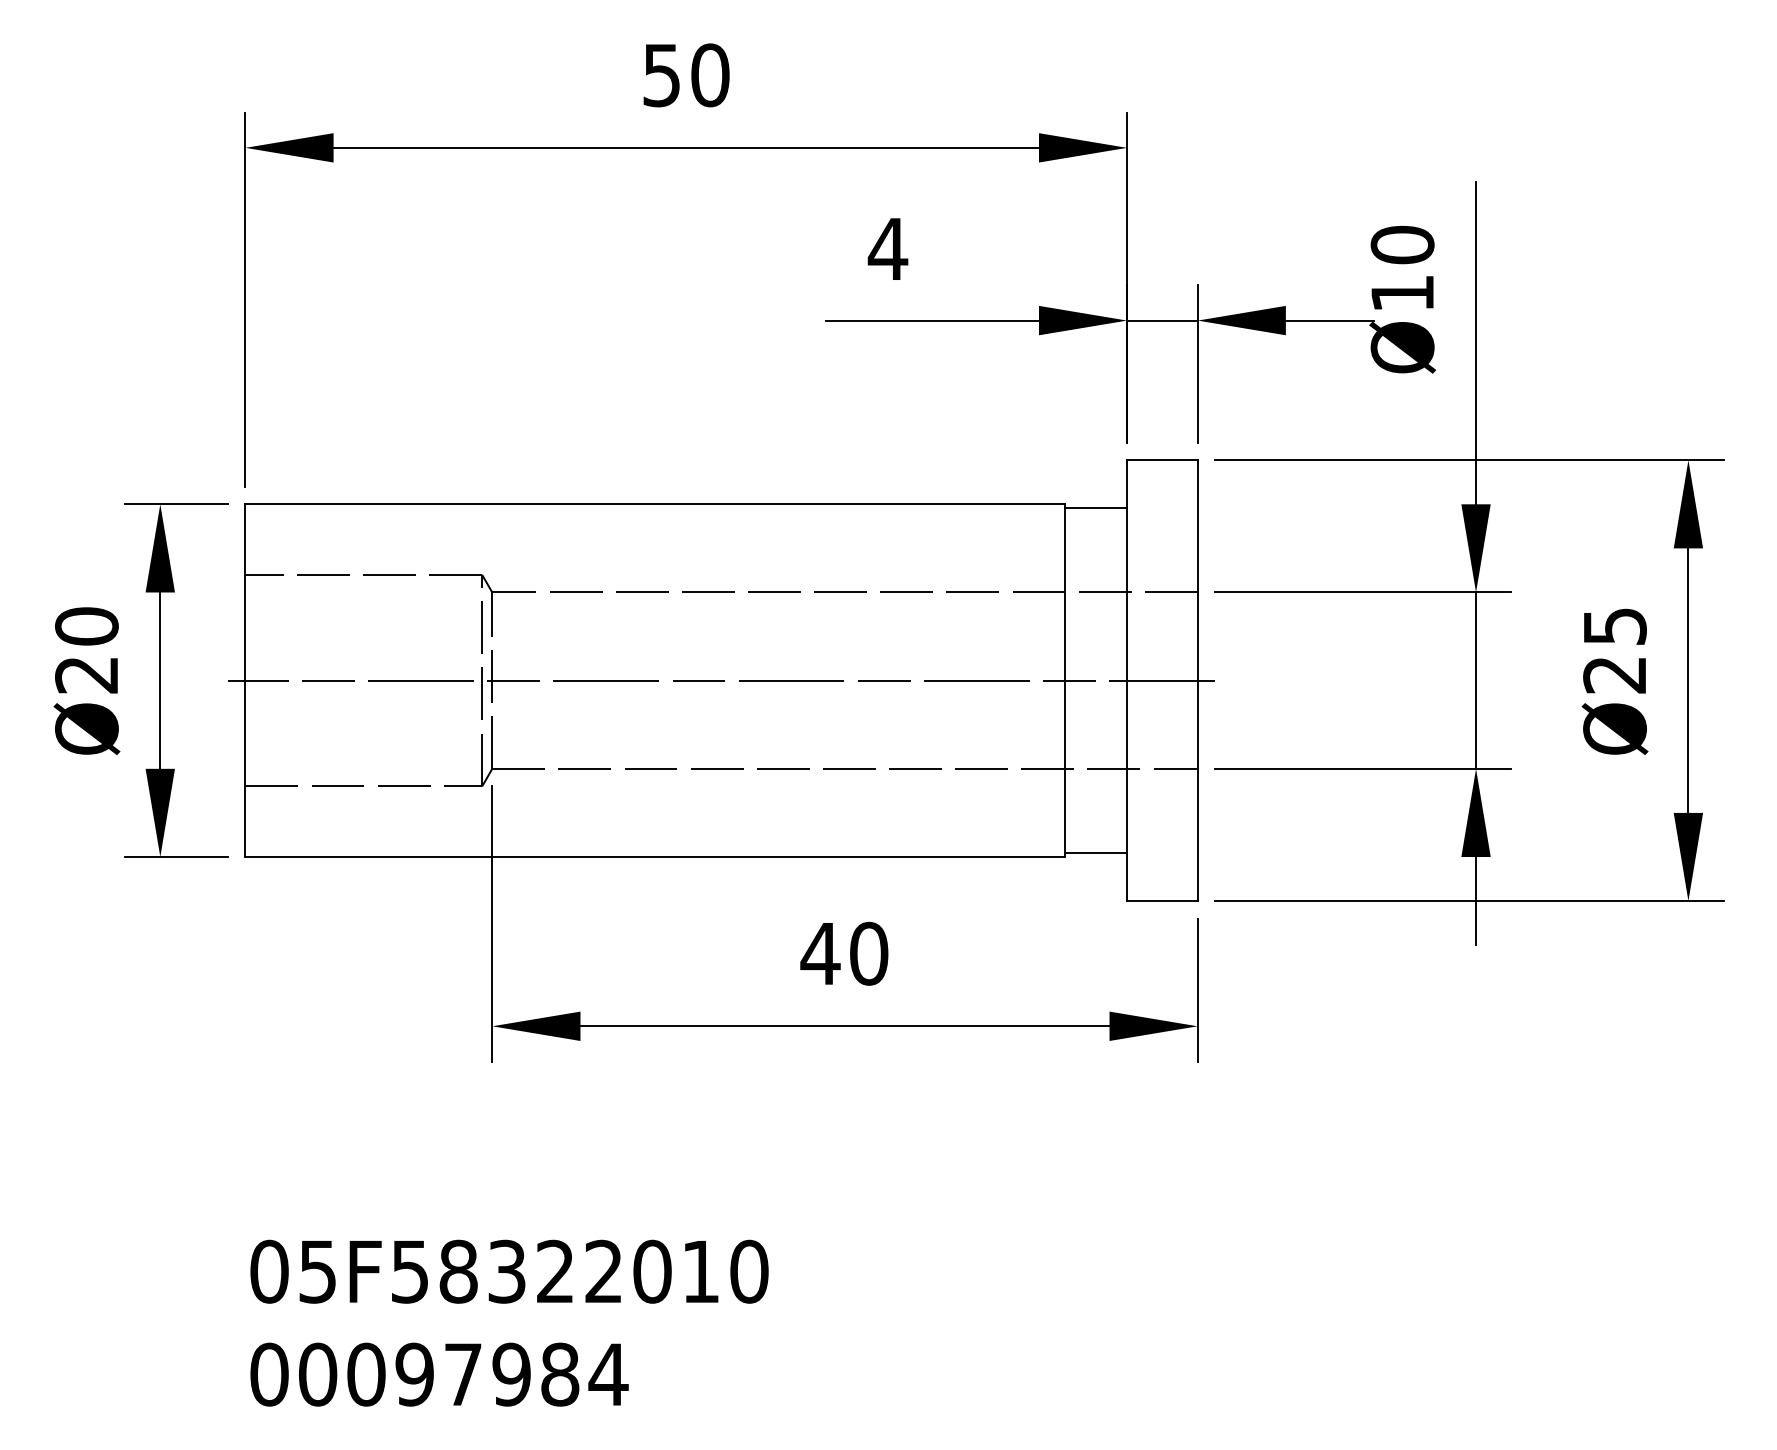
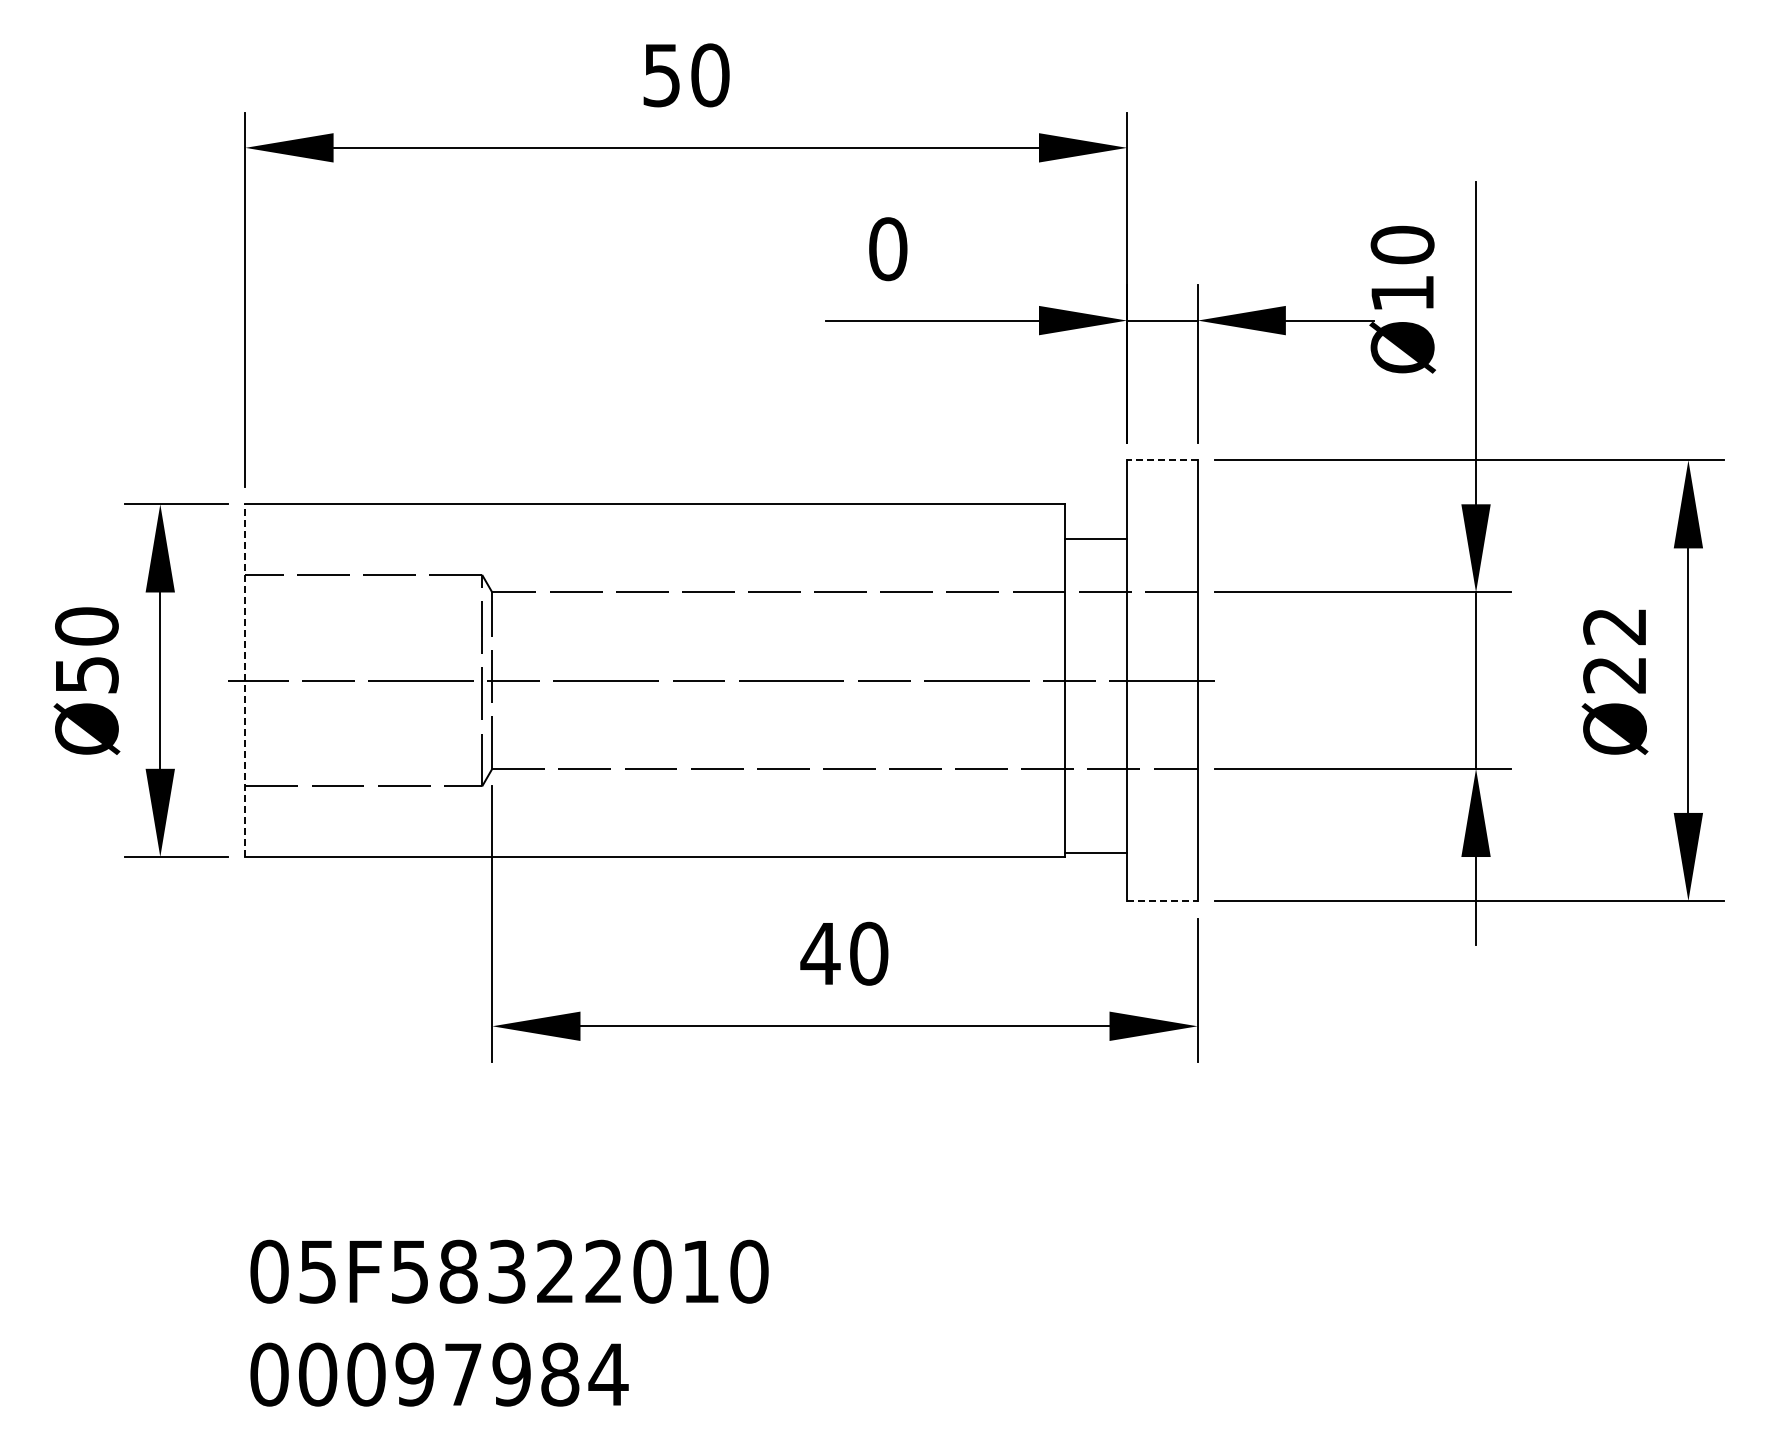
text: 4 -> 0 (887, 249)
line: solid -> dashed (1161, 460)
line position: (1096, 507) -> (1096, 538) (1096, 538)
text: Ø25 -> Ø22 (1614, 626)
text: Ø20 -> Ø50 (86, 675)
line: solid -> dashed (245, 680)
line: solid -> dashed (1162, 901)
